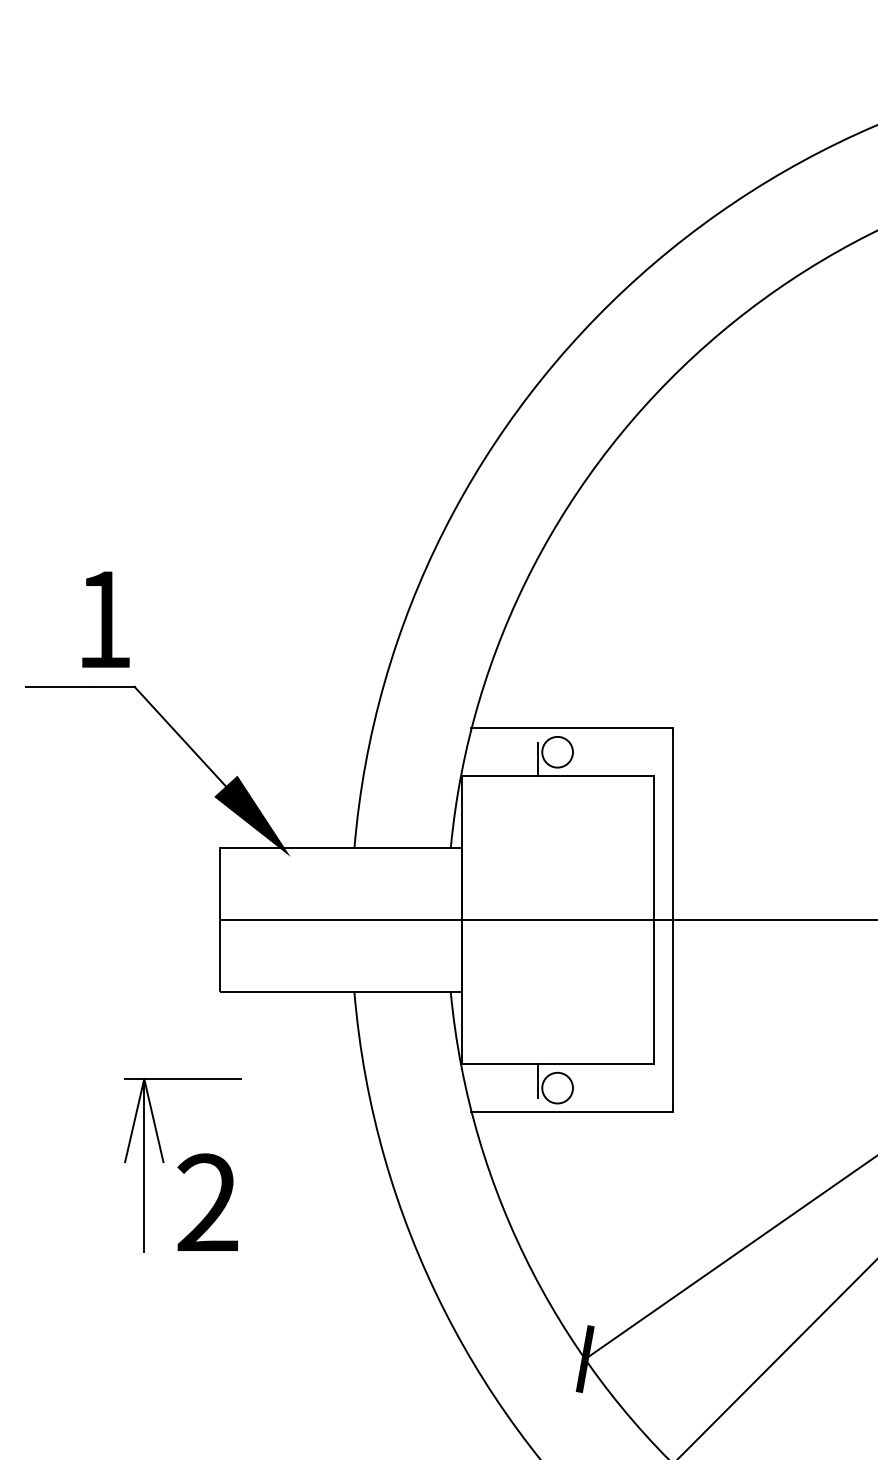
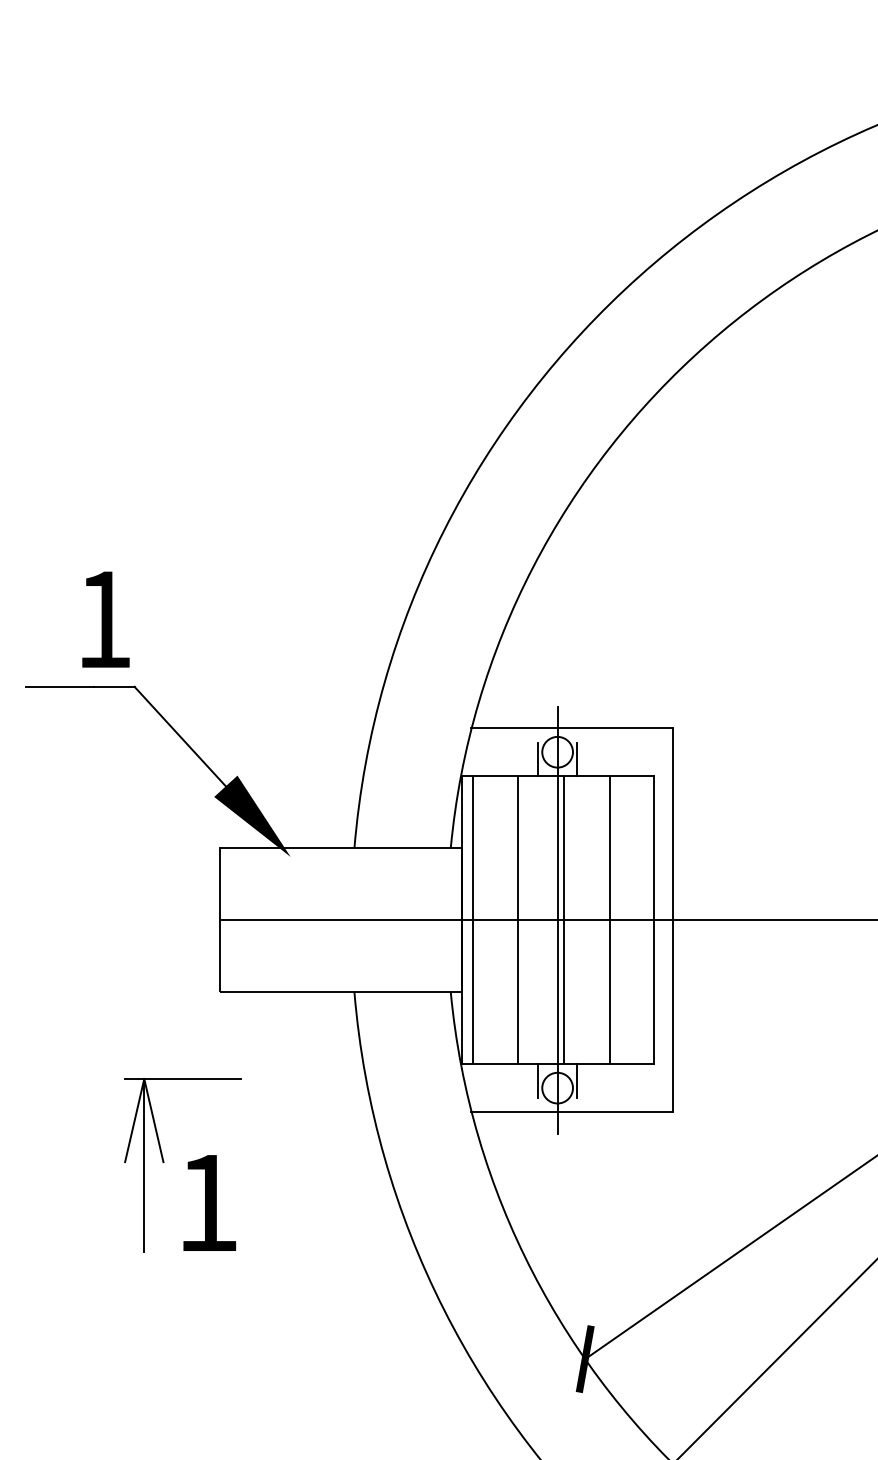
line: none -> present (576, 759)
line: none -> present (557, 919)
hatch: none -> present (540, 920)
line: none -> present (576, 1080)
text: 2 -> 1 (207, 1201)
